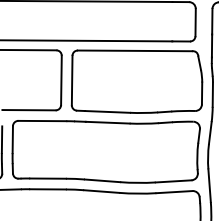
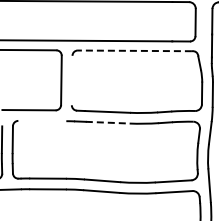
line: solid -> dashed (134, 50)
line: present -> none (71, 80)
line: present -> none (42, 120)
line: solid -> dashed (107, 122)
